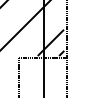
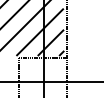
line: none -> present (14, 14)
line: none -> present (40, 32)
line: none -> present (51, 82)
